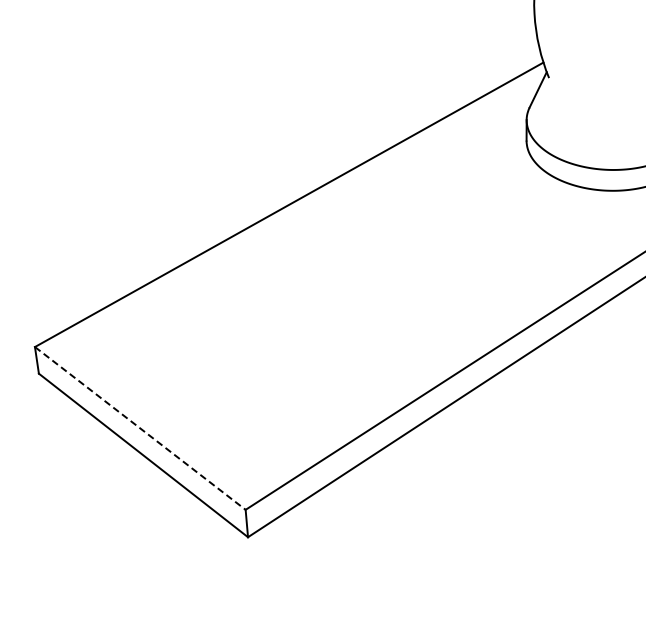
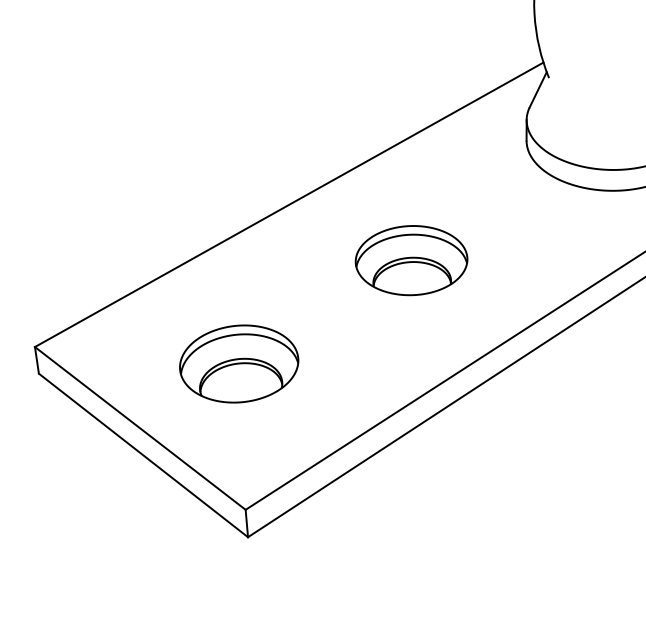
part: none -> present (411, 260)
part: none -> present (239, 363)
line: dashed -> solid (140, 428)
